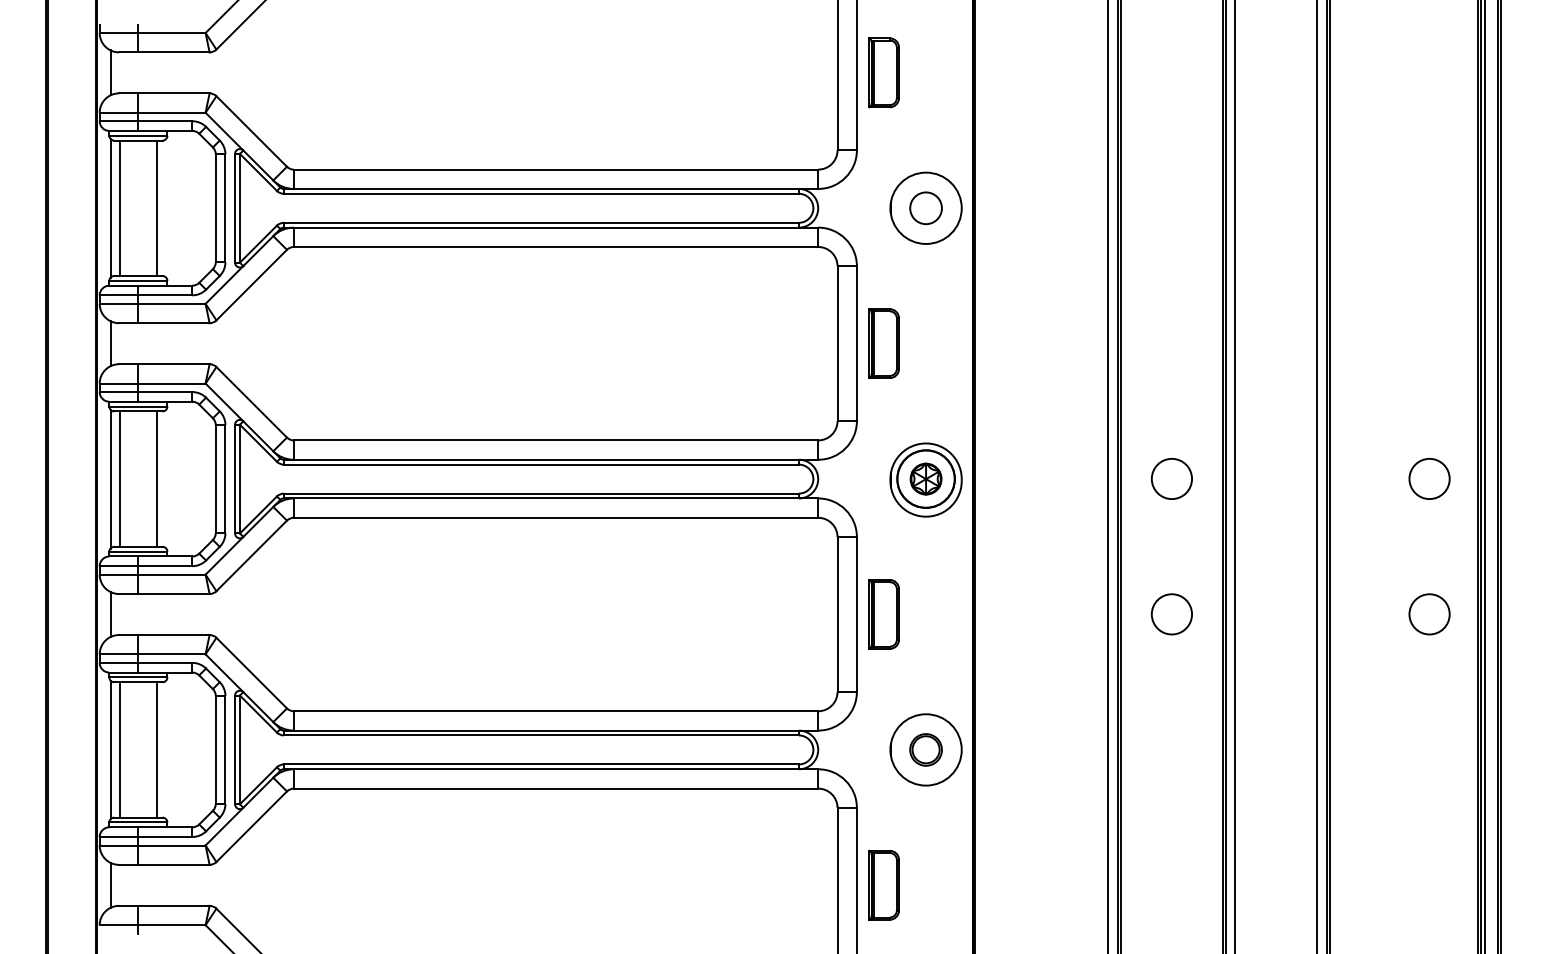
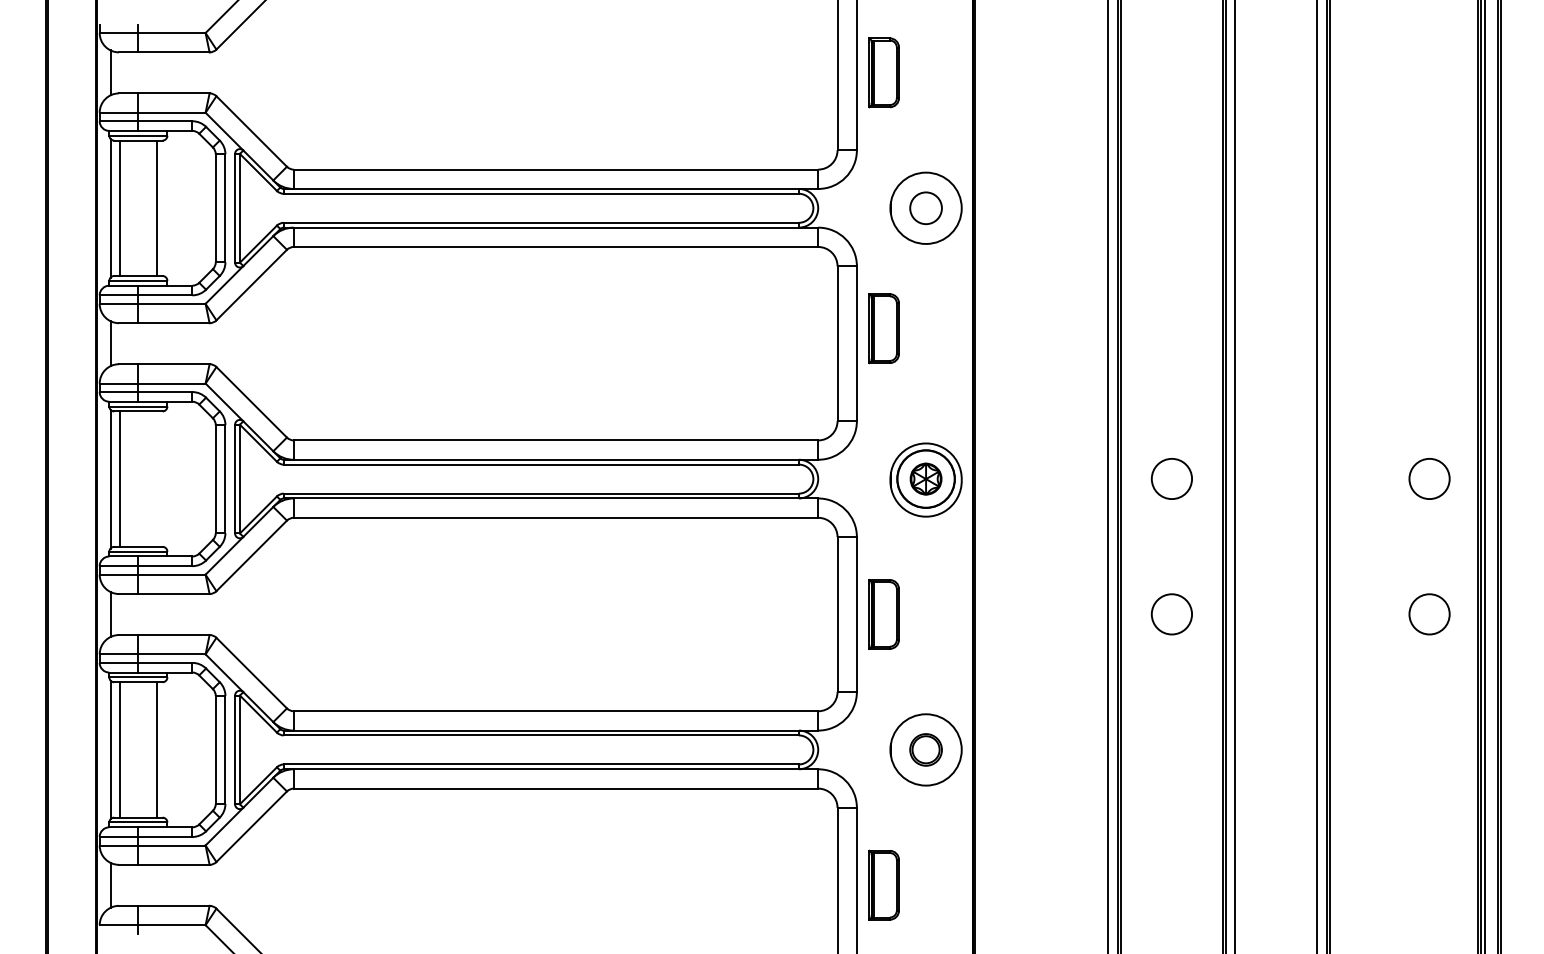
part position: (883, 343) -> (883, 328) (883, 328)
line: present -> none (156, 478)
